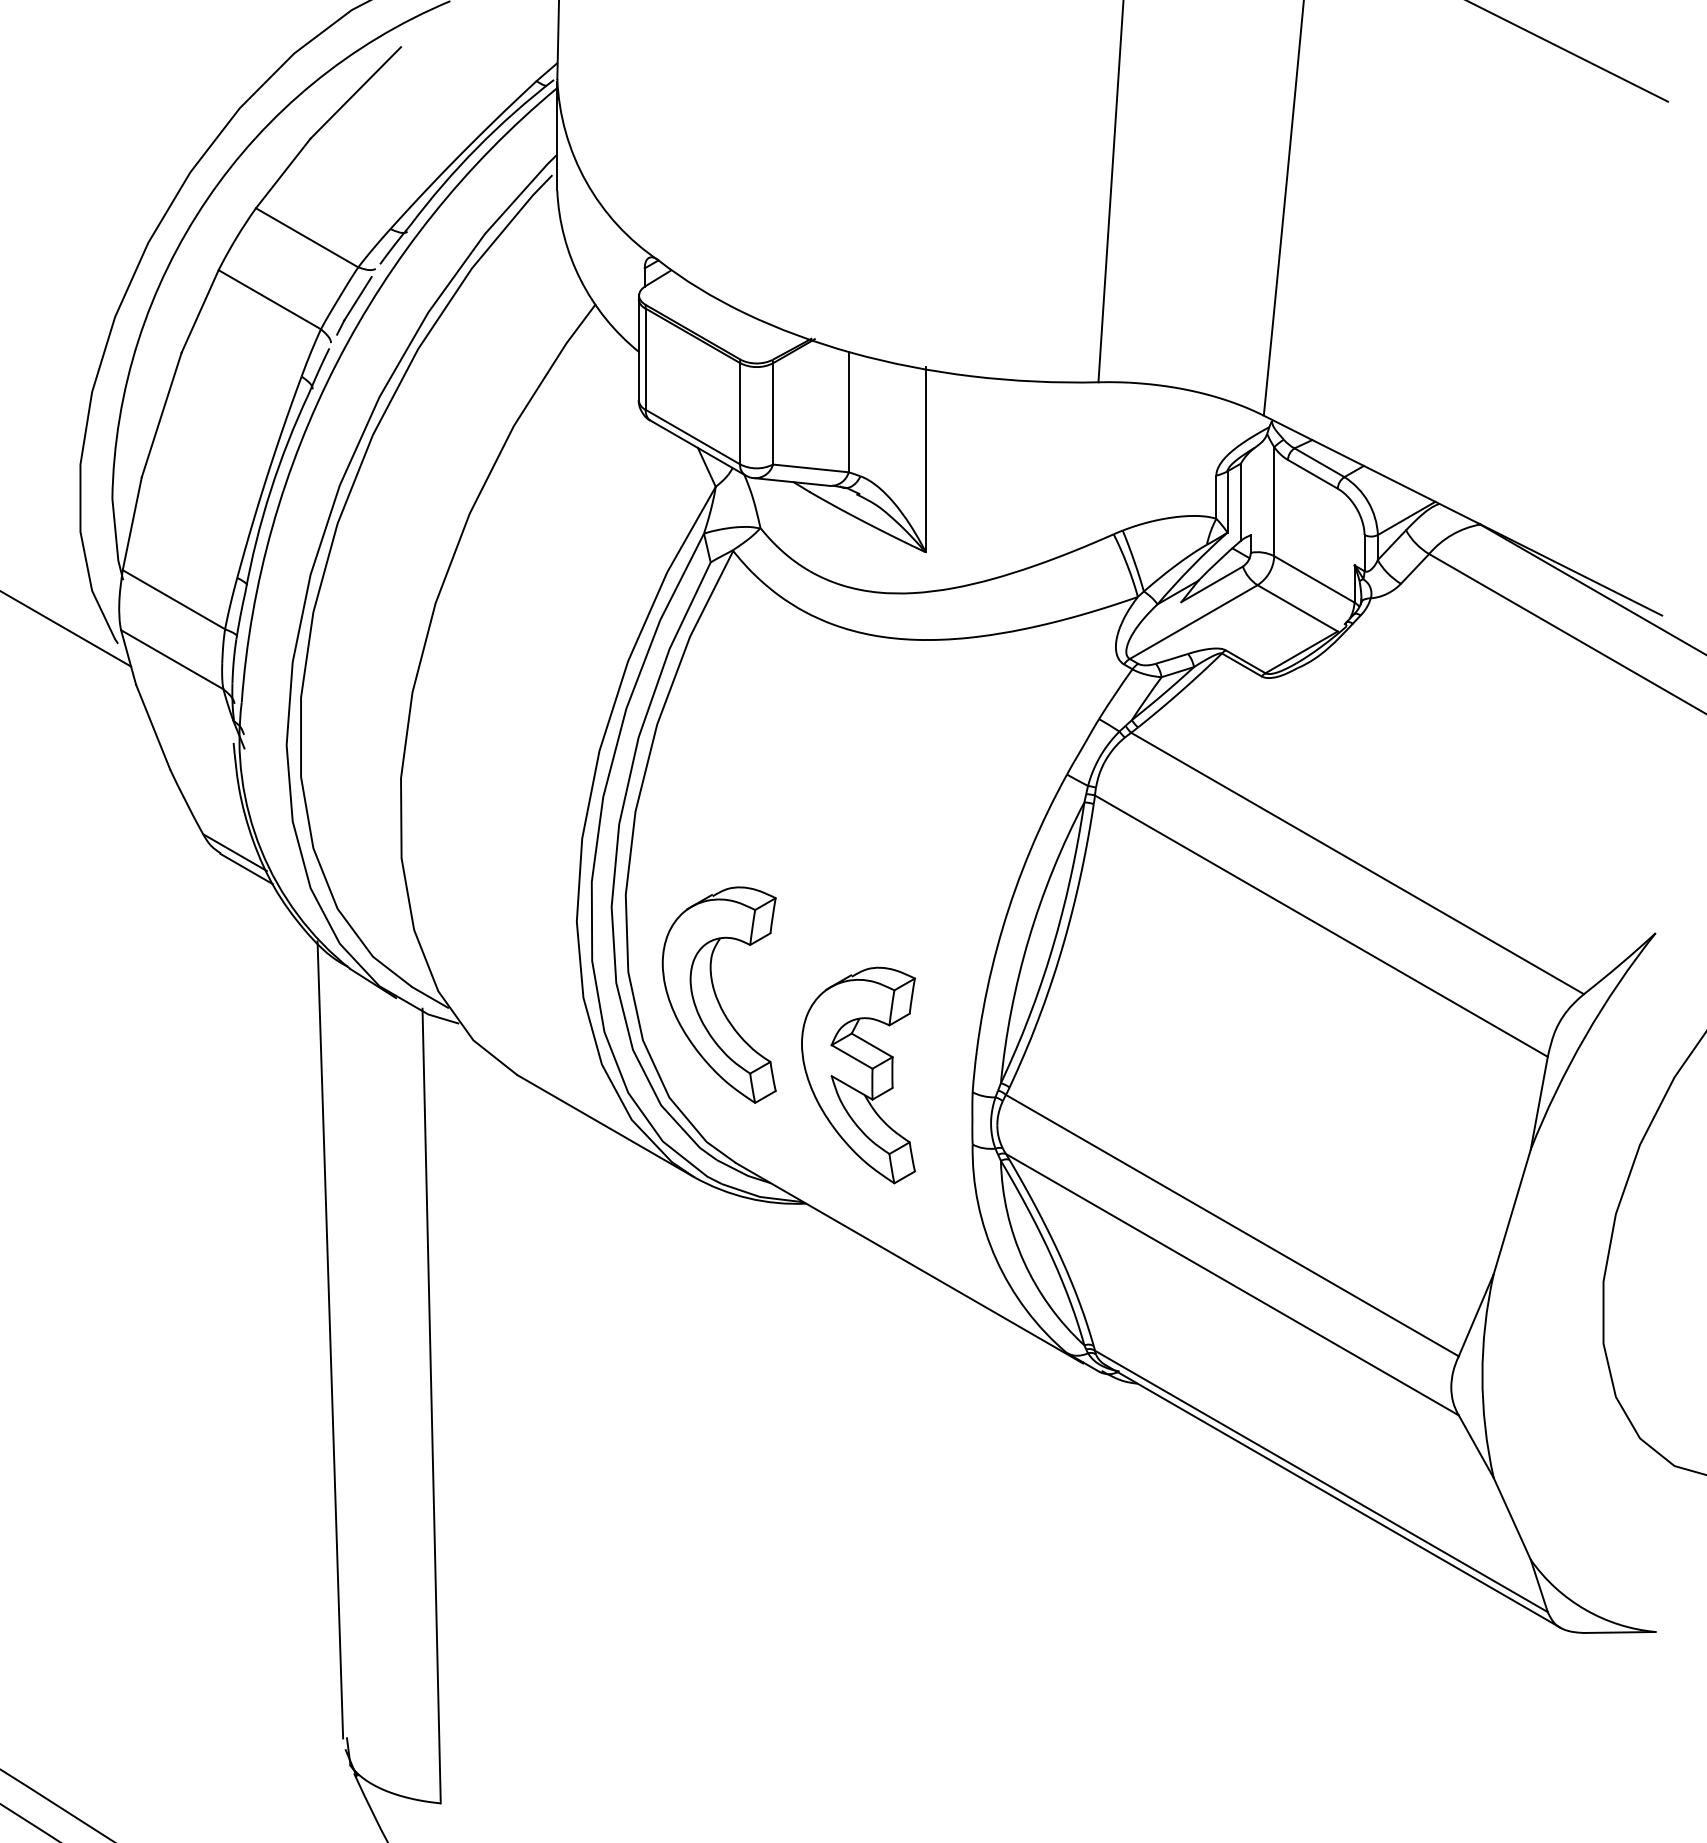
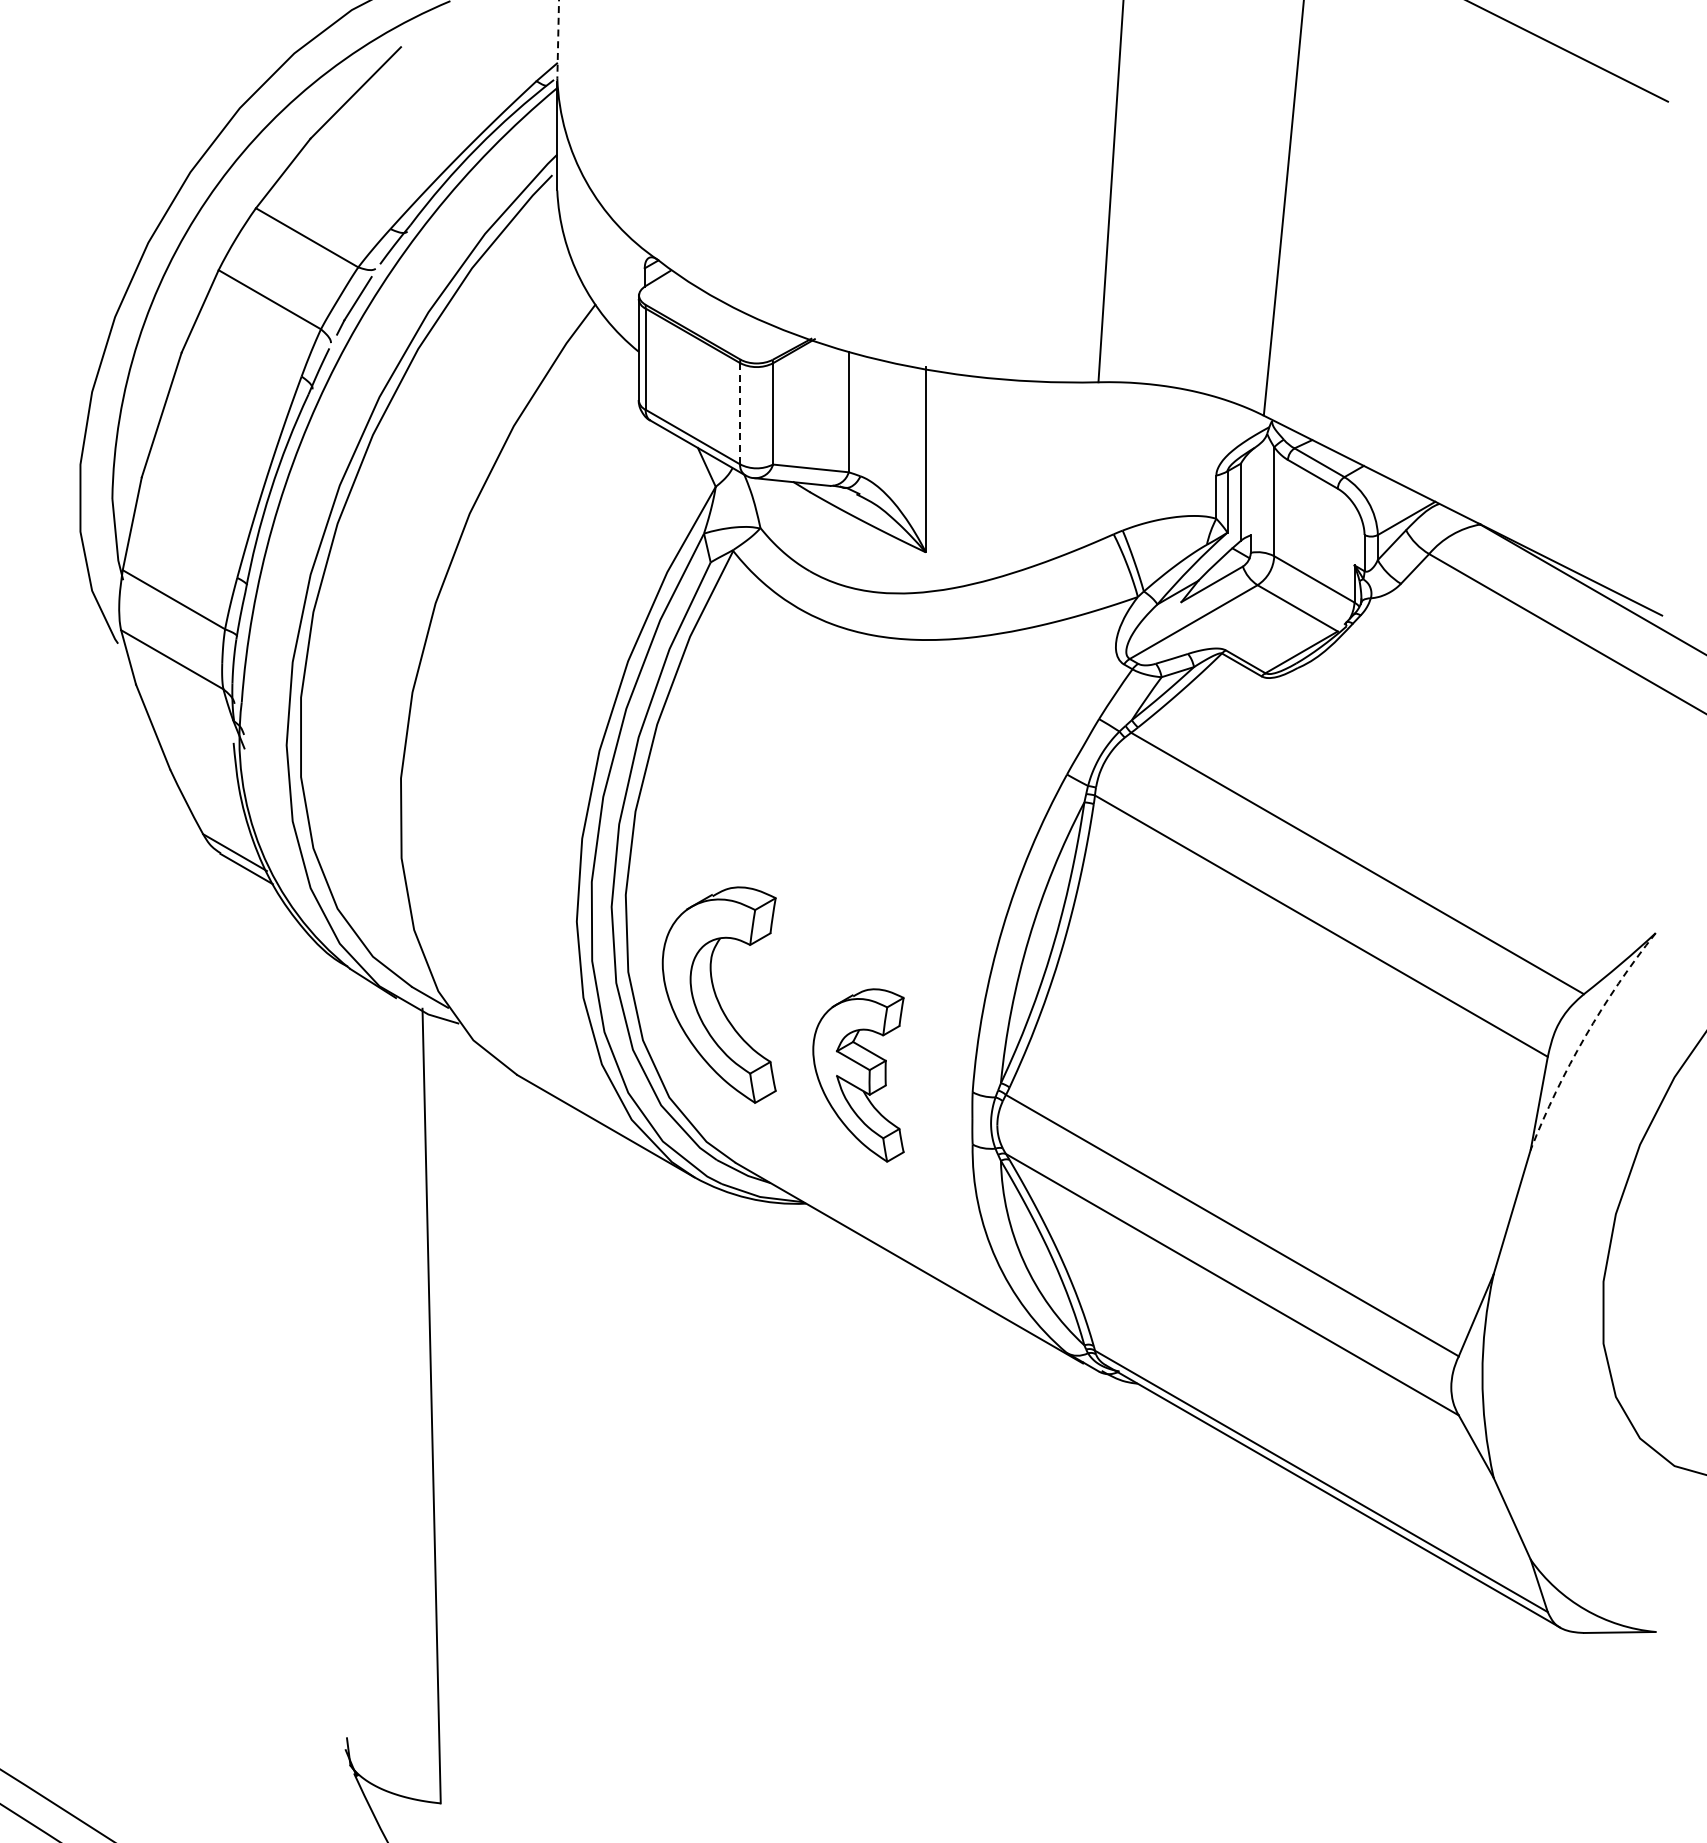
line: solid -> dashed (558, 39)
line: solid -> dashed (740, 413)
line: present -> none (66, 629)
arc: solid -> dashed (1585, 1036)
part size: 115x219 px -> 93x175 px (858, 1075)
line: present -> none (330, 1339)
